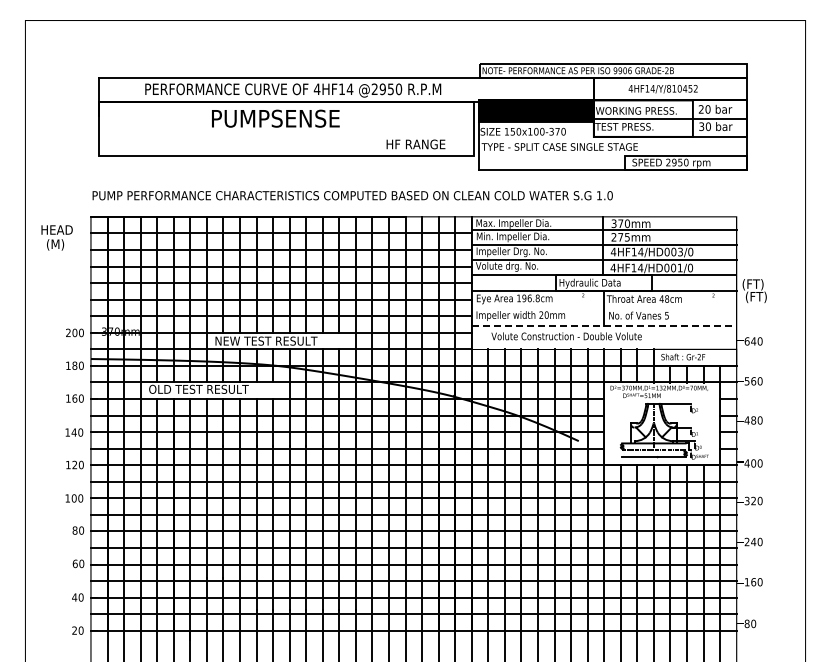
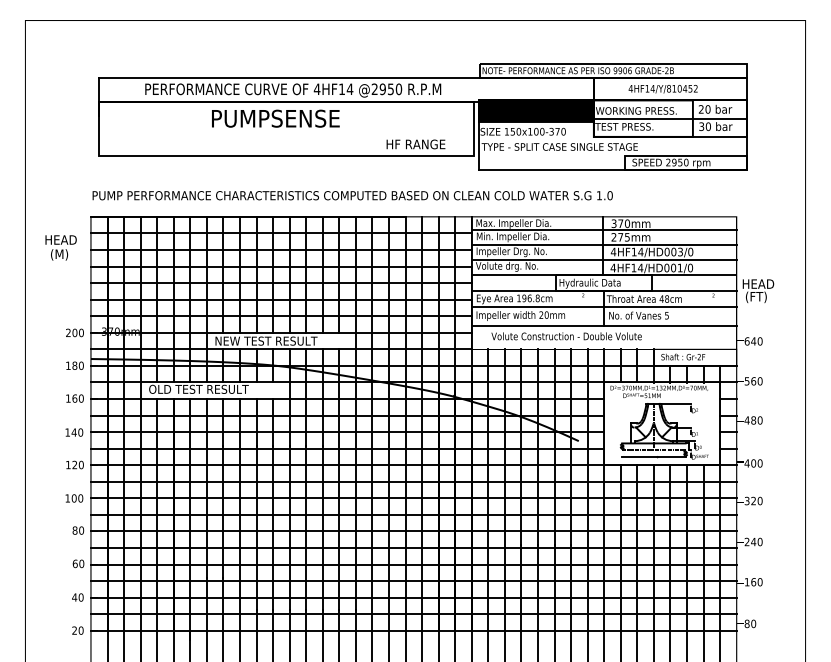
text position: (56, 237) -> (60, 247) (60, 247)
text: (FT) -> HEAD (758, 284)
line: none -> present (603, 306)
line: dashed -> solid (604, 325)
